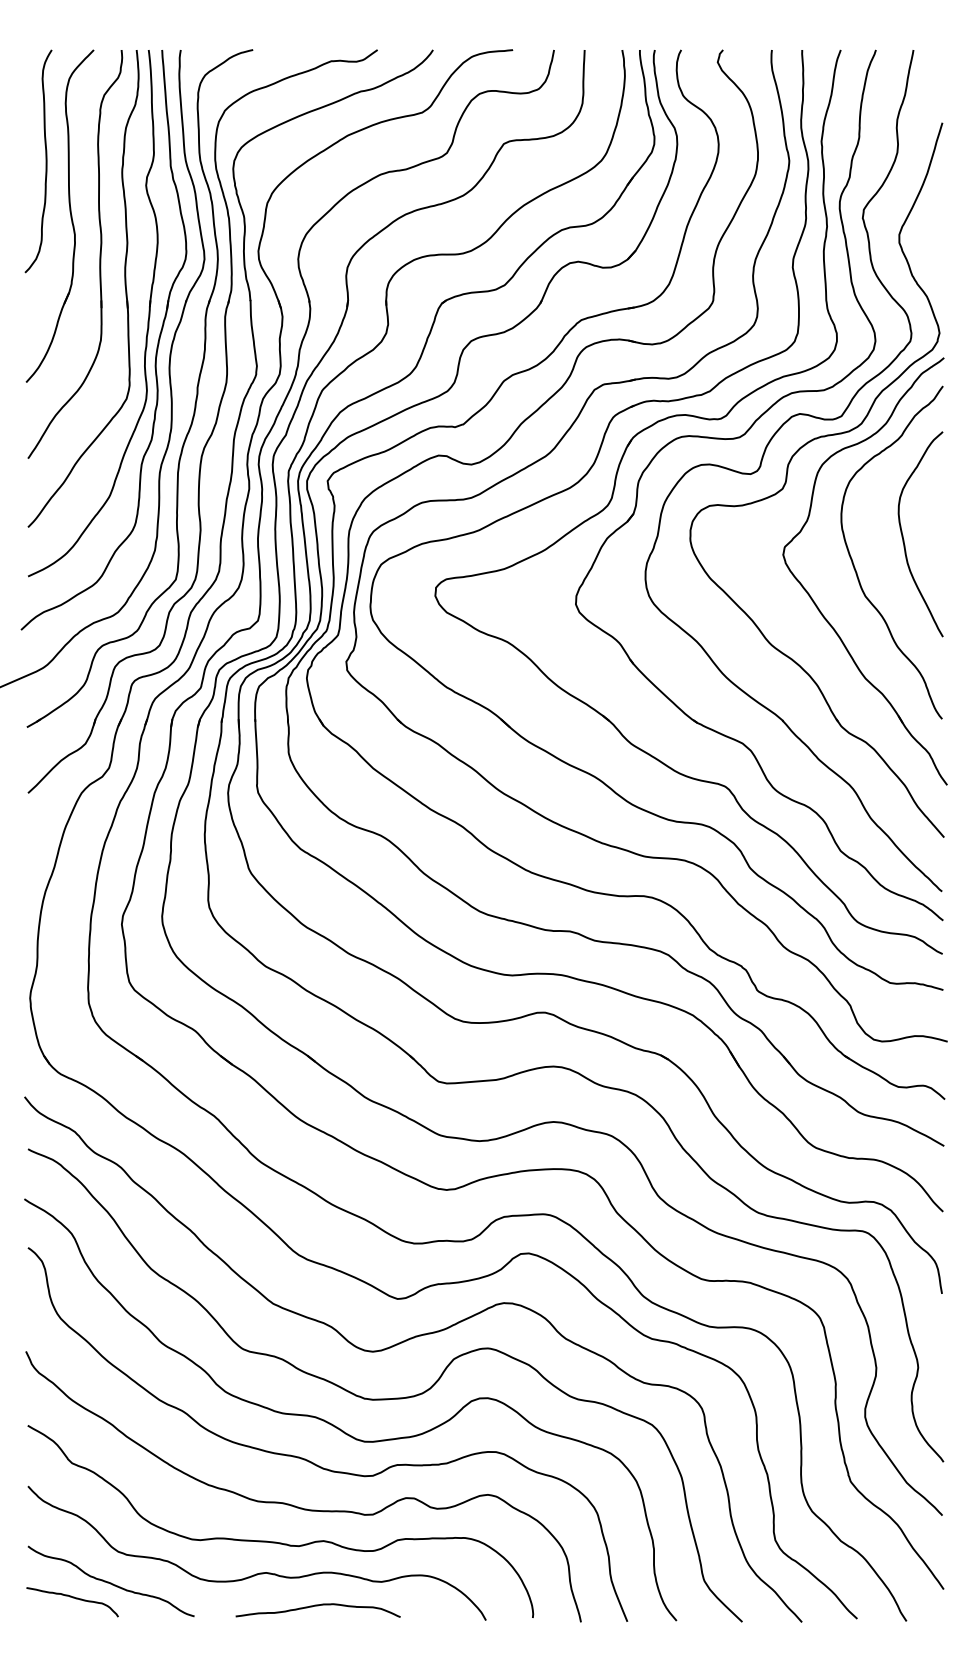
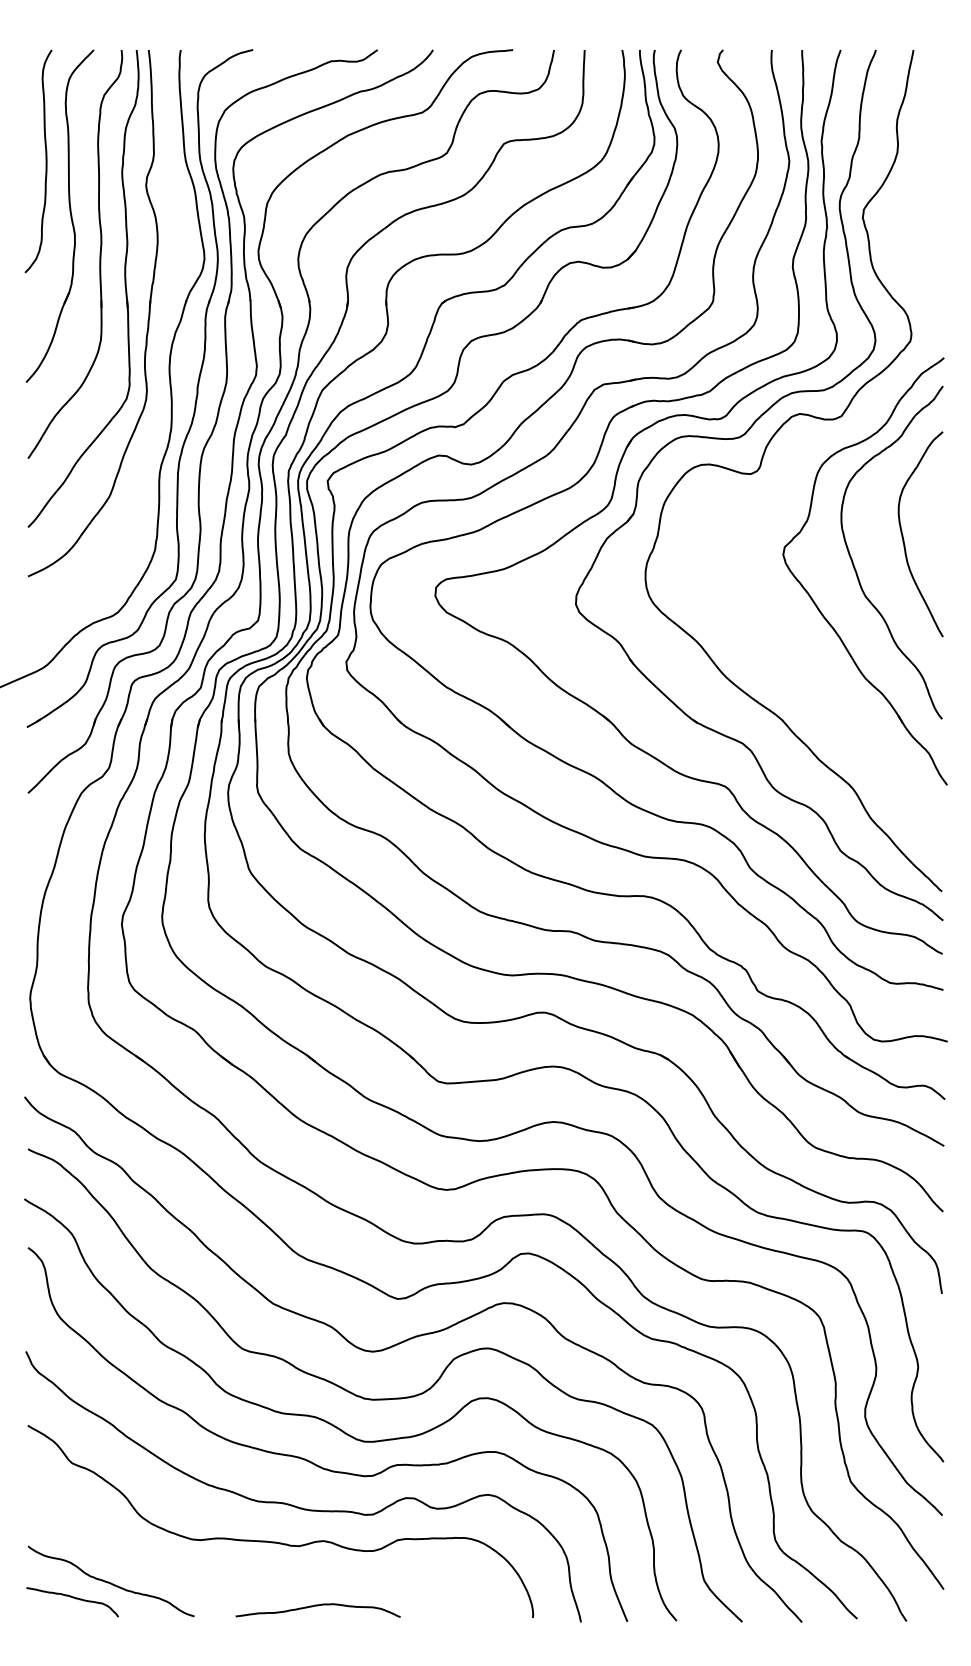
part: present -> none (155, 352)
part: present -> none (787, 479)
curve: present -> none (259, 1572)
